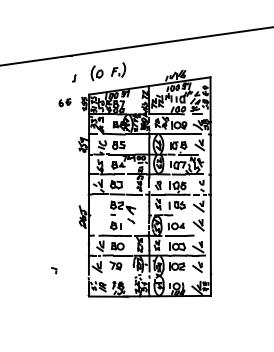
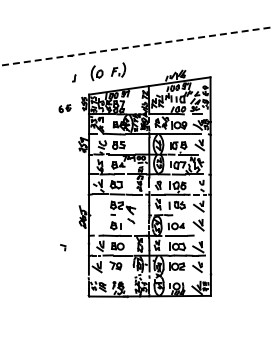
line: solid -> dashed (137, 46)
part position: (64, 102) -> (64, 108) (64, 108)
part position: (54, 270) -> (63, 247) (63, 247)
